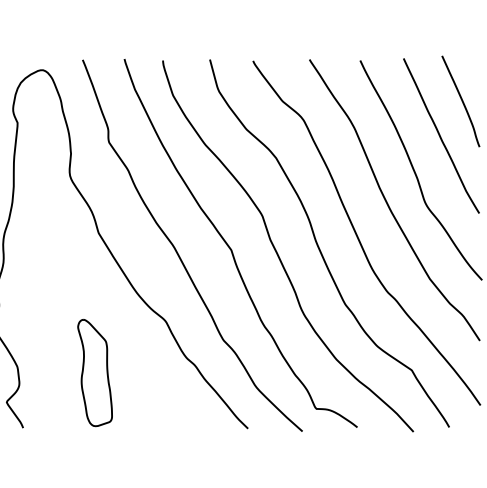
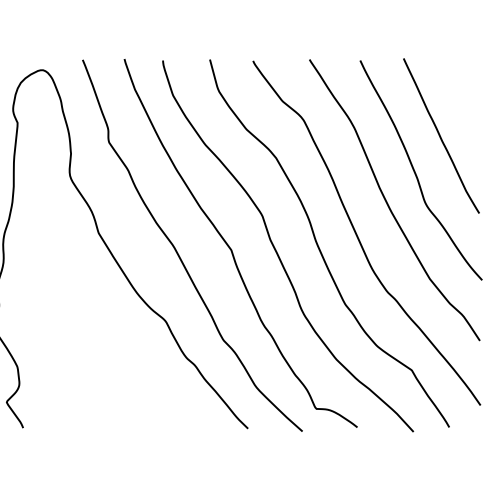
curve: present -> none (461, 101)
part: present -> none (94, 373)
